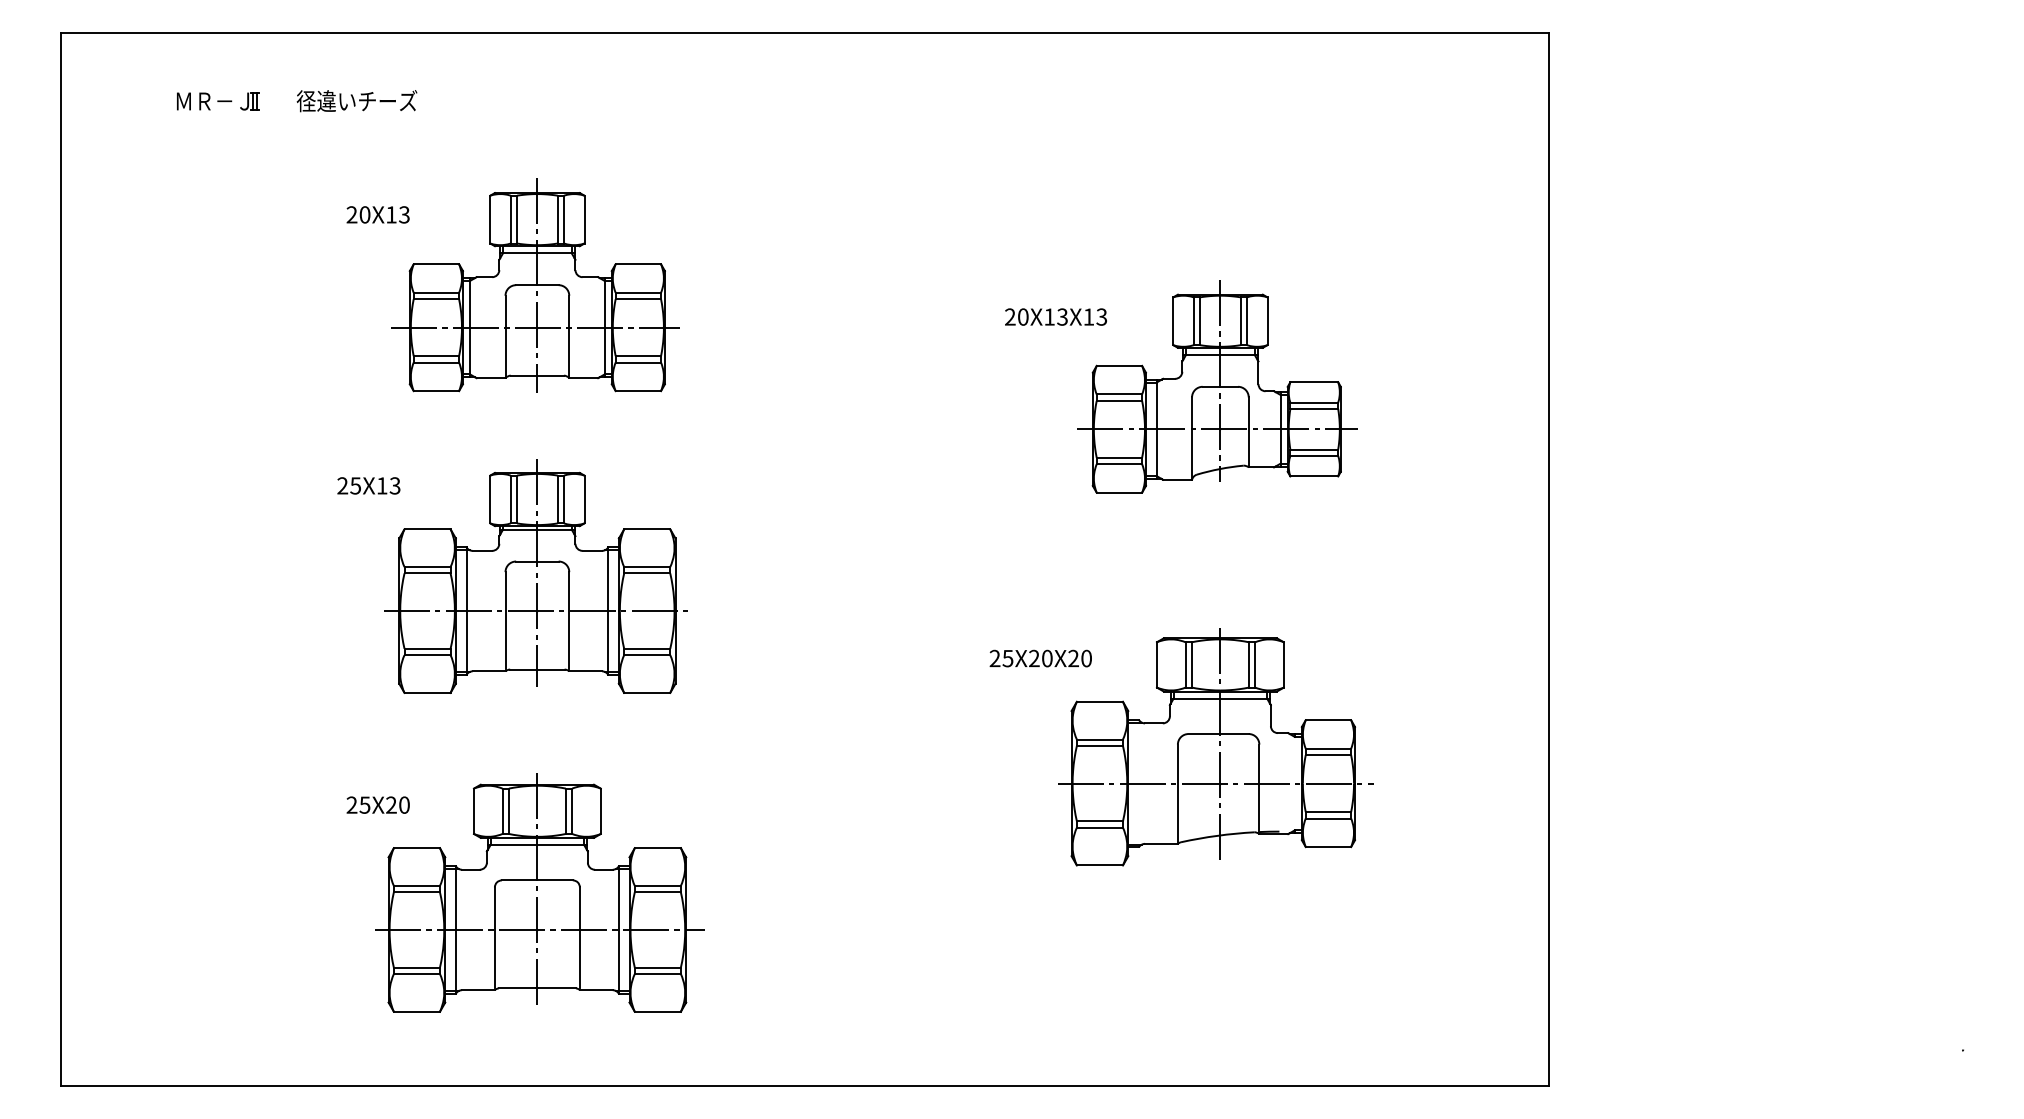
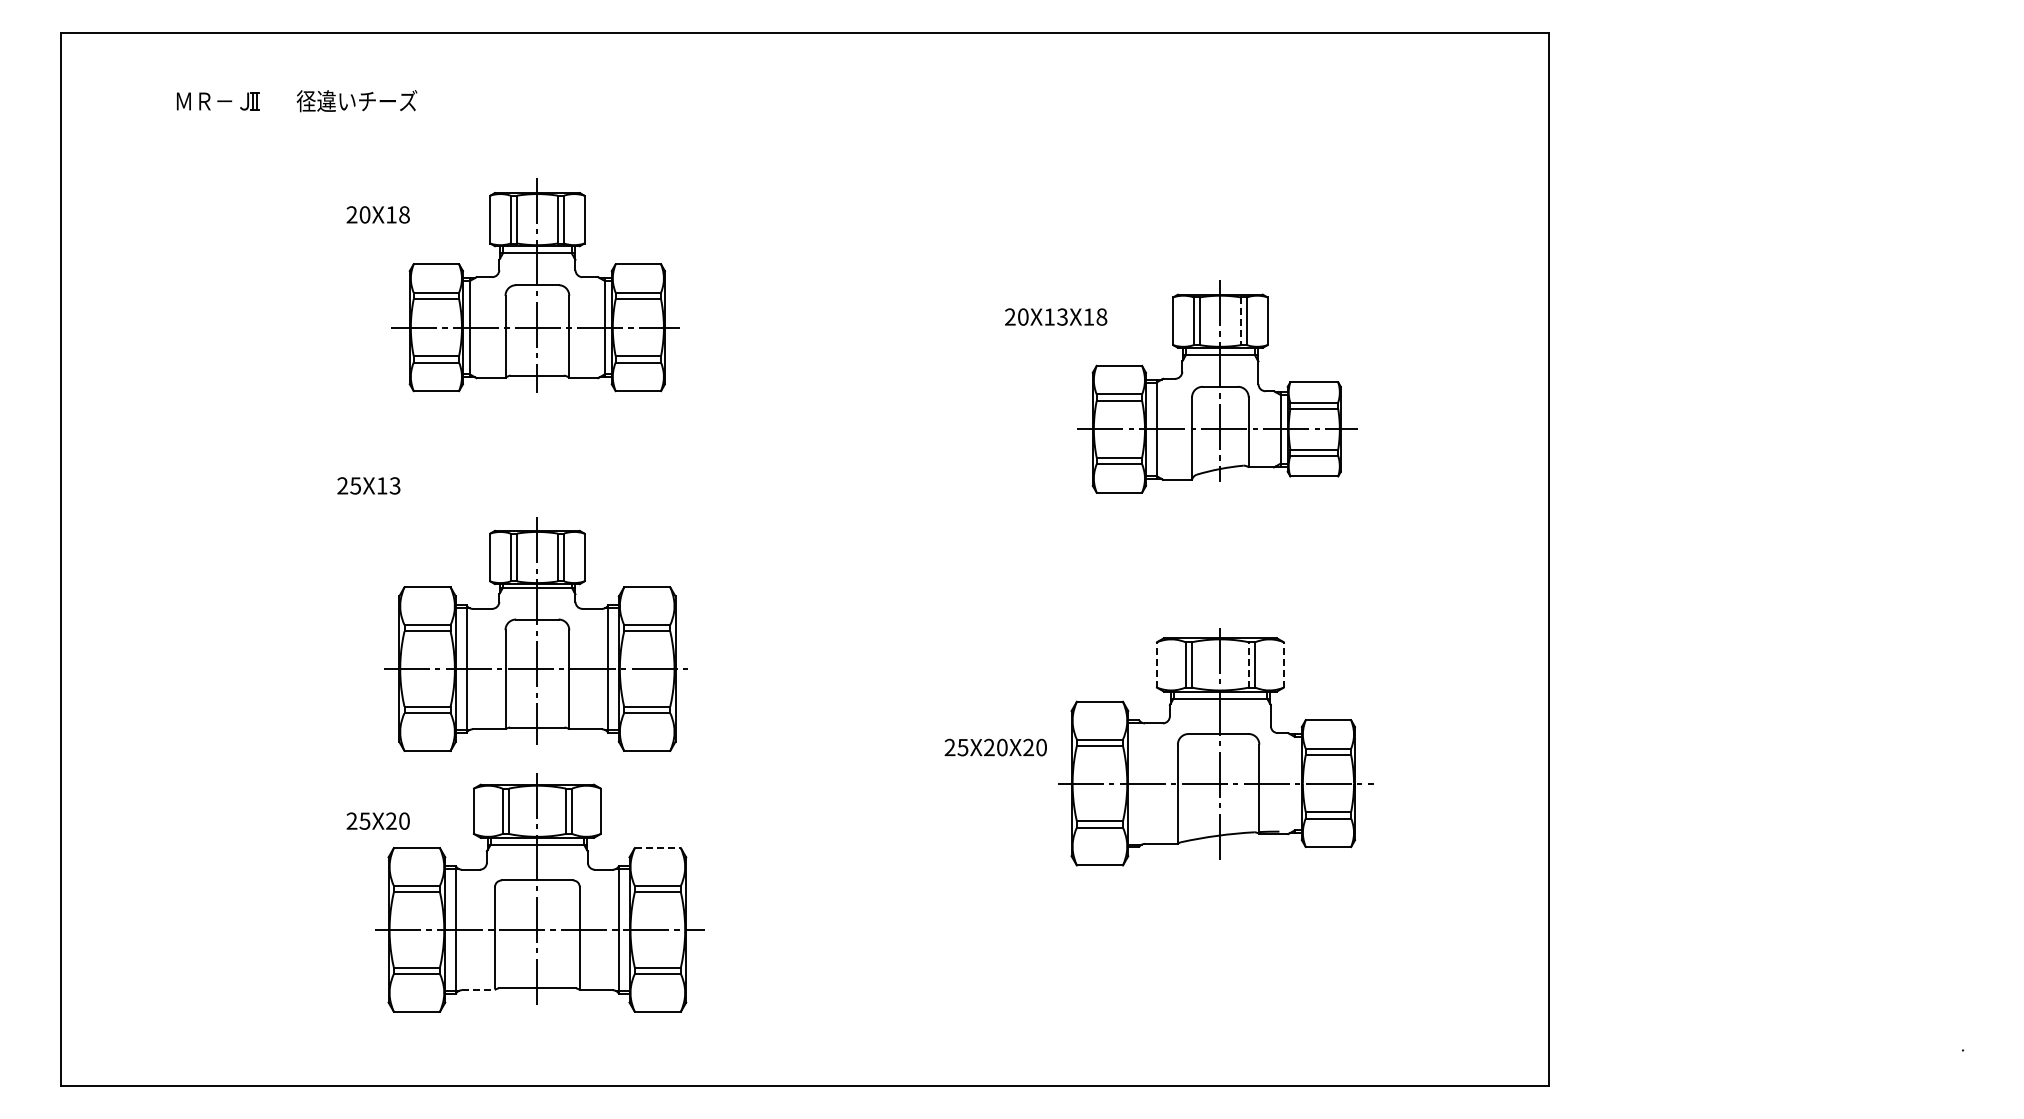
text: 20X13 -> 20X18 (404, 214)
text: 20X13X13 -> 20X13X18 (1101, 316)
line: solid -> dashed (1240, 321)
part position: (535, 576) -> (535, 634) (535, 634)
text position: (1040, 658) -> (995, 747) (995, 747)
line: solid -> dashed (1156, 664)
line: solid -> dashed (1248, 664)
line: solid -> dashed (1283, 664)
text position: (377, 804) -> (377, 820) (377, 820)
line: solid -> dashed (658, 848)
line: solid -> dashed (478, 990)
